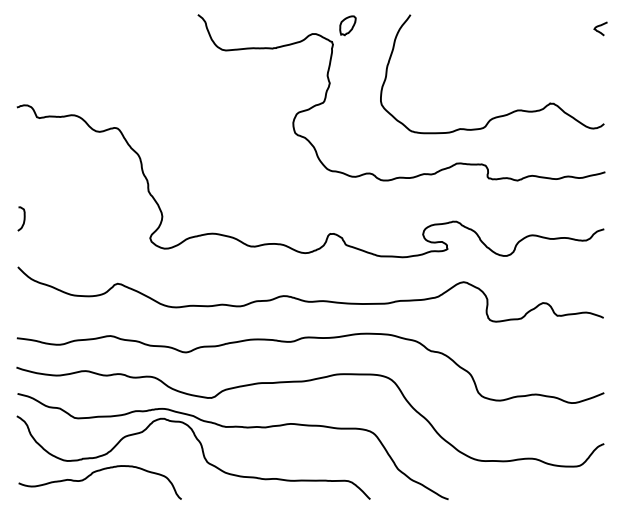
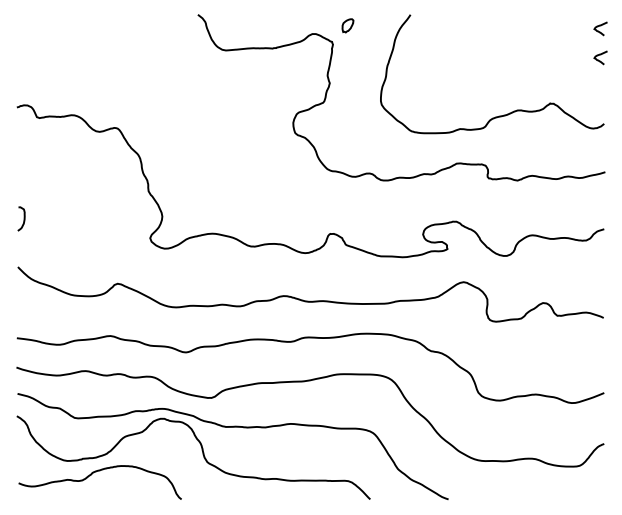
part size: 18x22 px -> 14x16 px (347, 25)
curve: none -> present (600, 55)
